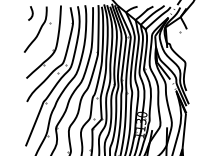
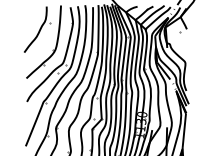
curve: present -> none (31, 13)
